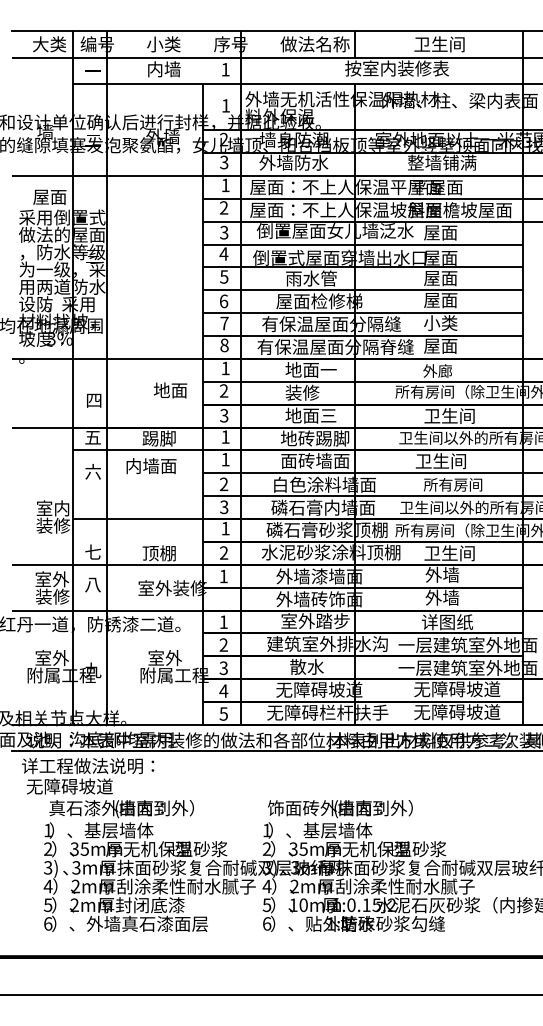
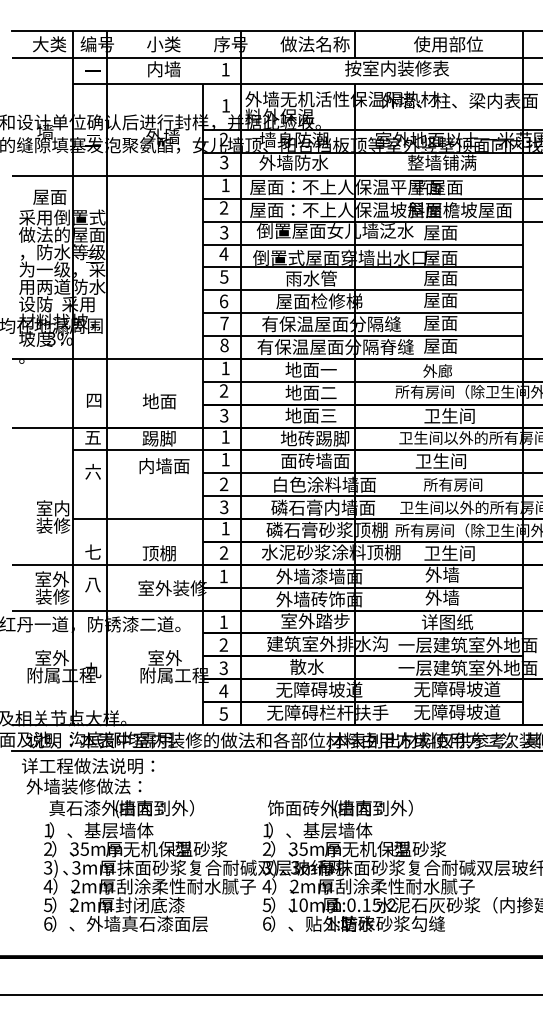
text: 卫生间 -> 使用部位 (448, 44)
text: 小类 -> 屋面 (440, 323)
text position: (170, 390) -> (159, 401) (159, 401)
text: 装修 -> 地面二 (310, 392)
text position: (151, 466) -> (164, 466) (164, 466)
text: 无障碍坡道 -> 外墙装修做法： (83, 786)
